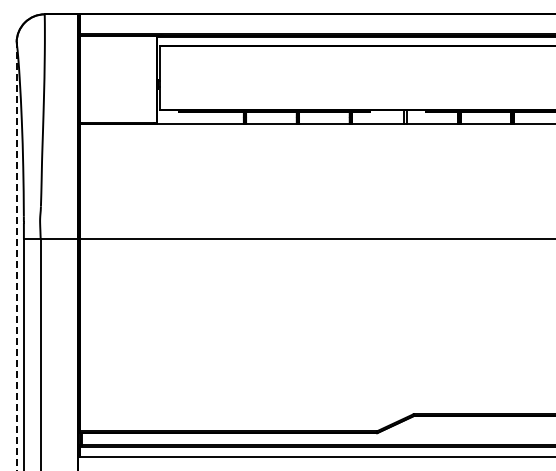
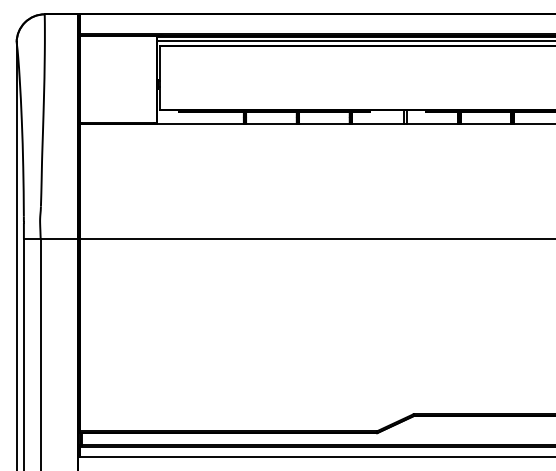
line: none -> present (354, 41)
line: dashed -> solid (16, 256)
